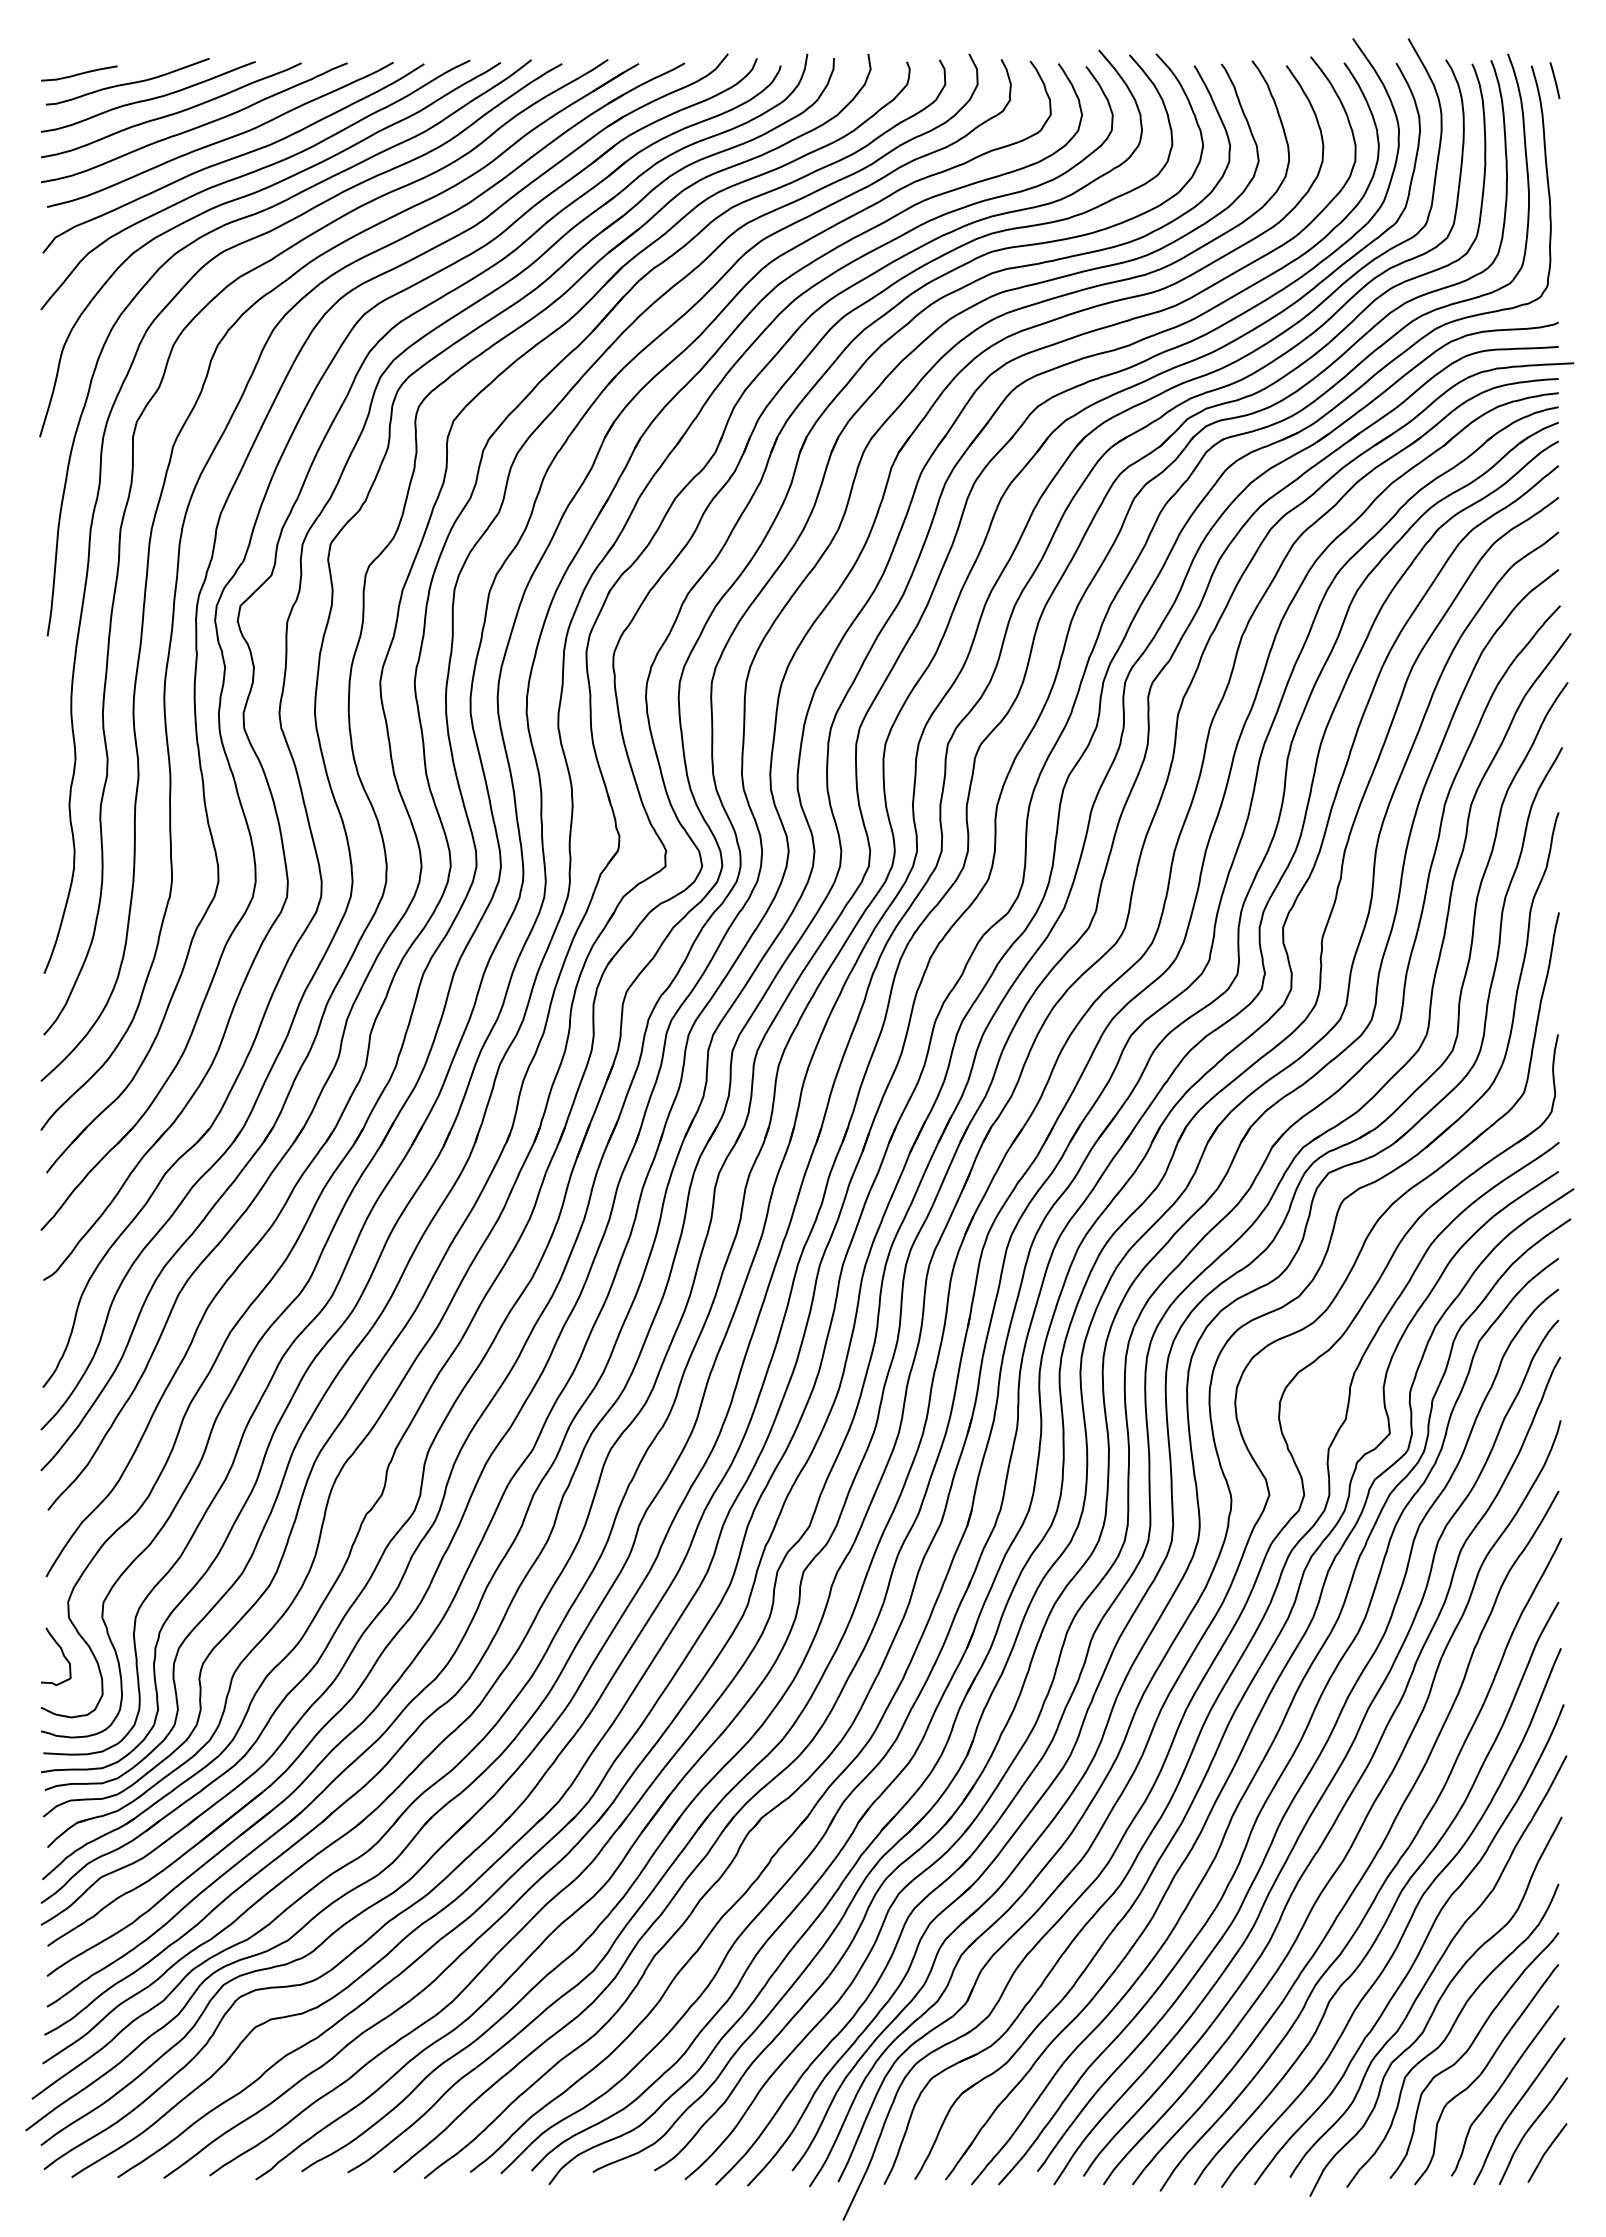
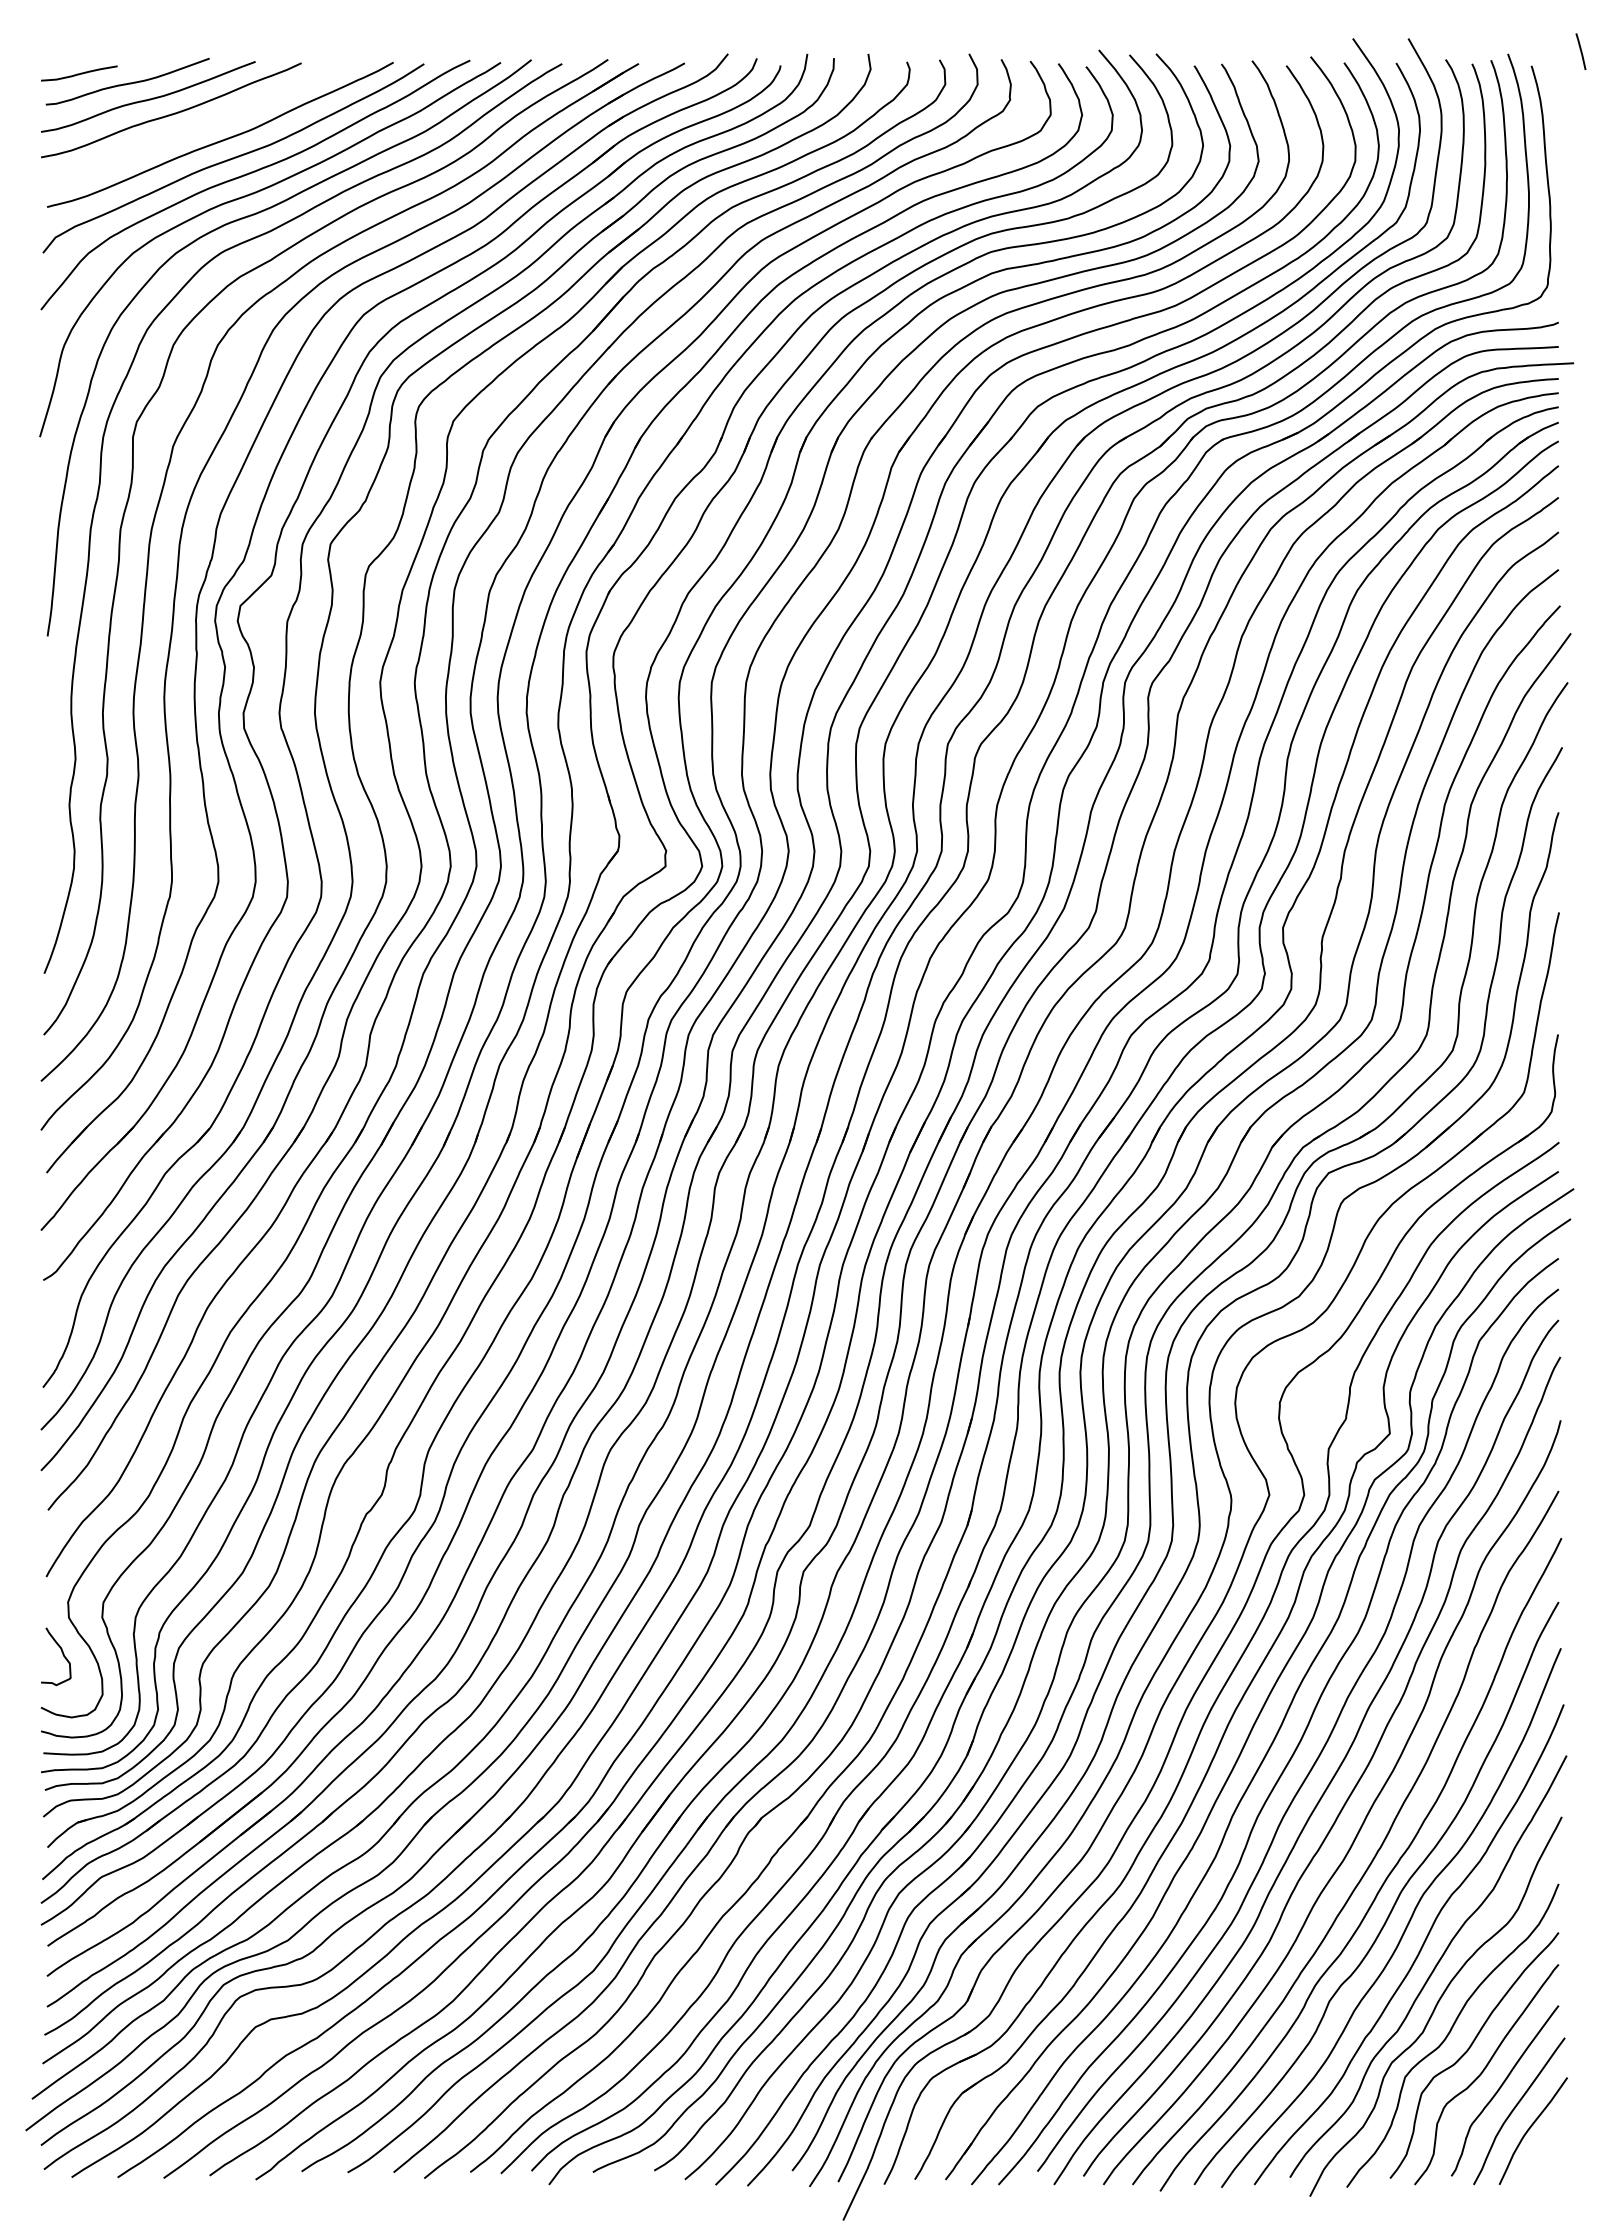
line position: (1554, 80) -> (1580, 51) (1580, 51)
curve: present -> none (196, 126)
curve: present -> none (1547, 2151)
